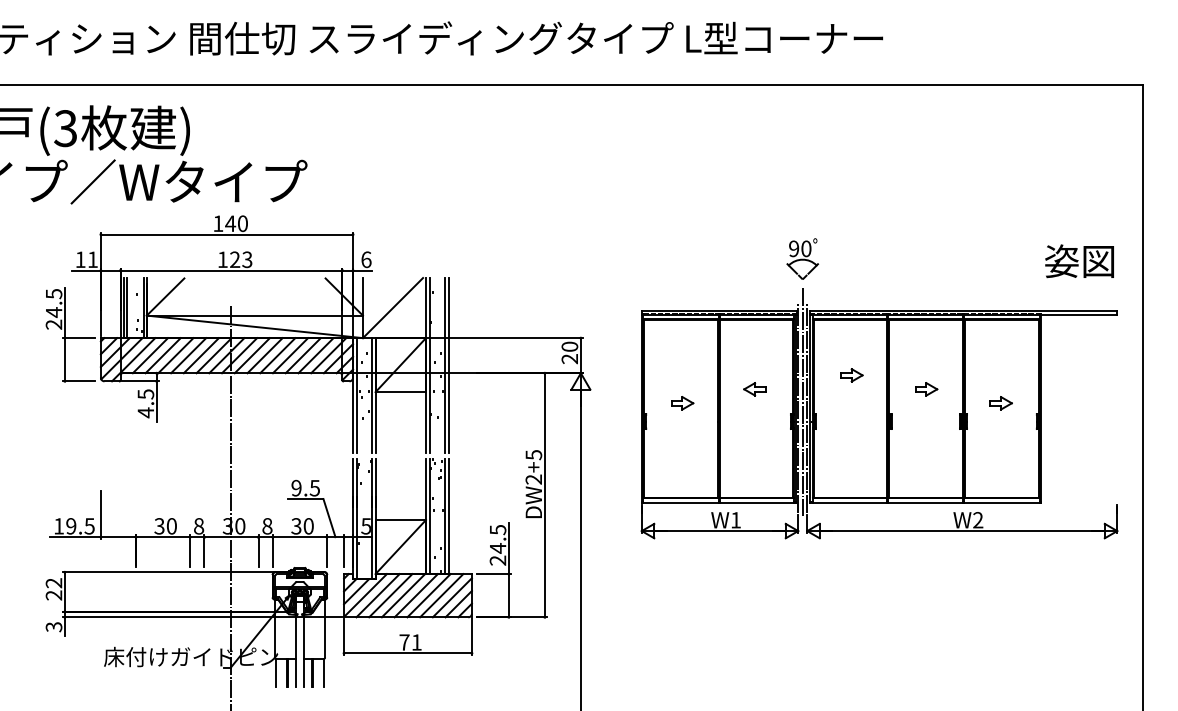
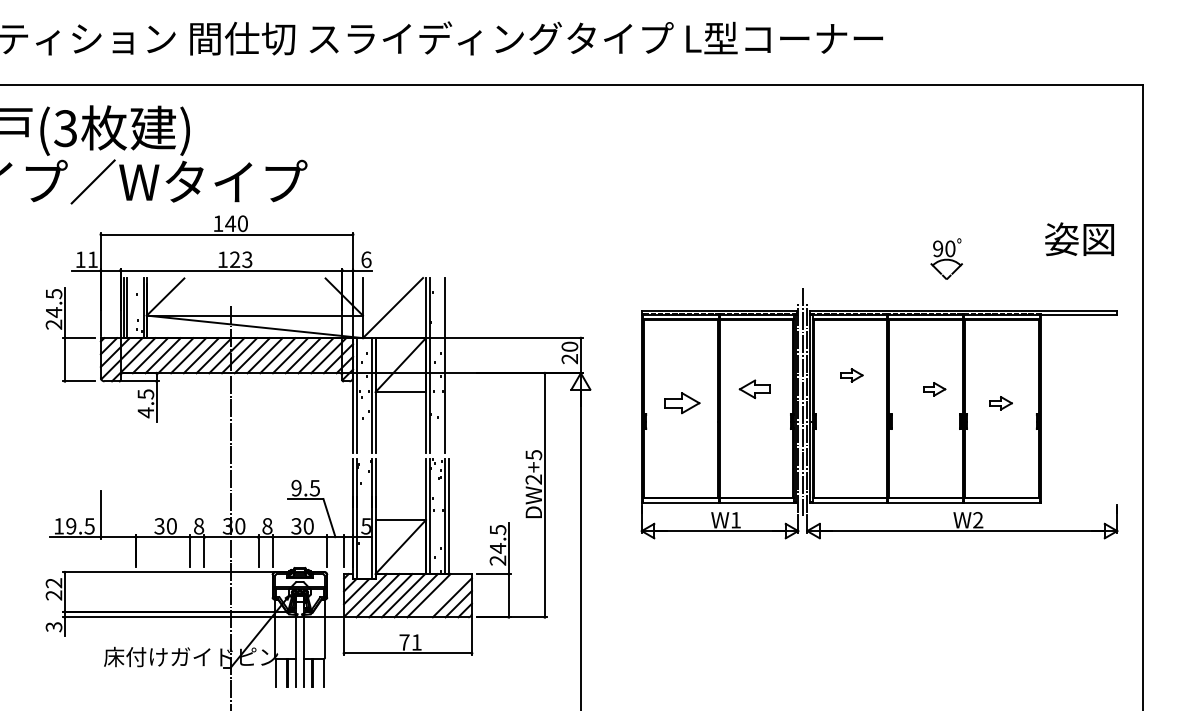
part position: (802, 258) -> (946, 258) (946, 258)
text position: (1079, 261) -> (1079, 239) (1079, 239)
line: present -> none (448, 365)
part size: 24x15 px -> 33x20 px (754, 388)
part position: (926, 389) -> (934, 389) (934, 389)
part size: 24x15 px -> 37x23 px (682, 403)
line: present -> none (441, 595)
